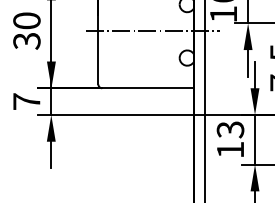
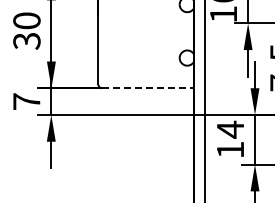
line: present -> none (152, 30)
line: solid -> dashed (147, 88)
text: 13 -> 14 (230, 129)
